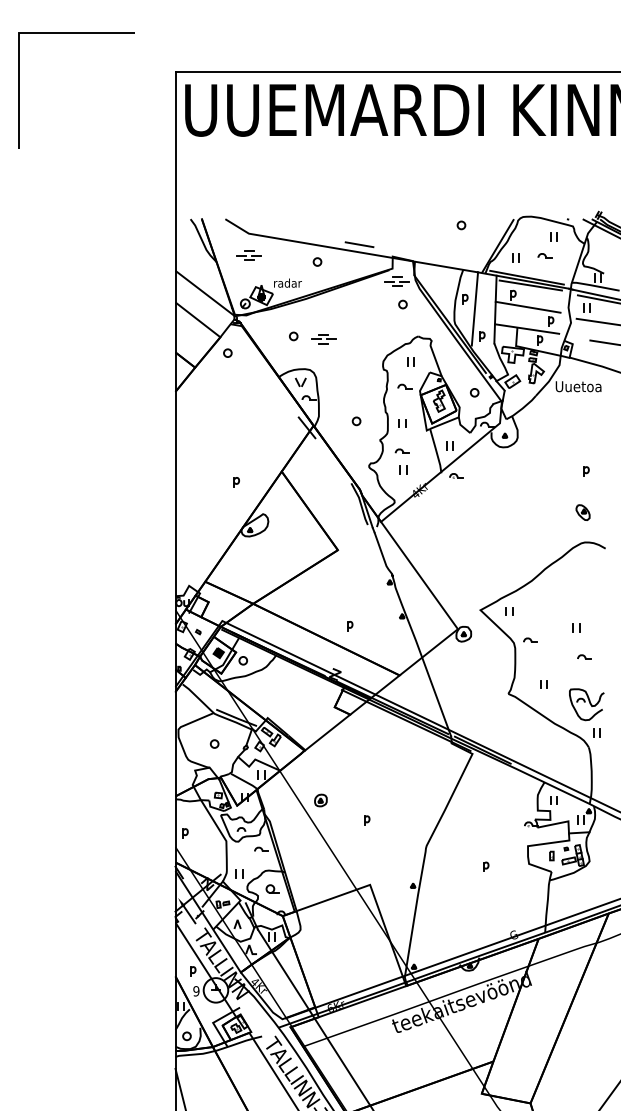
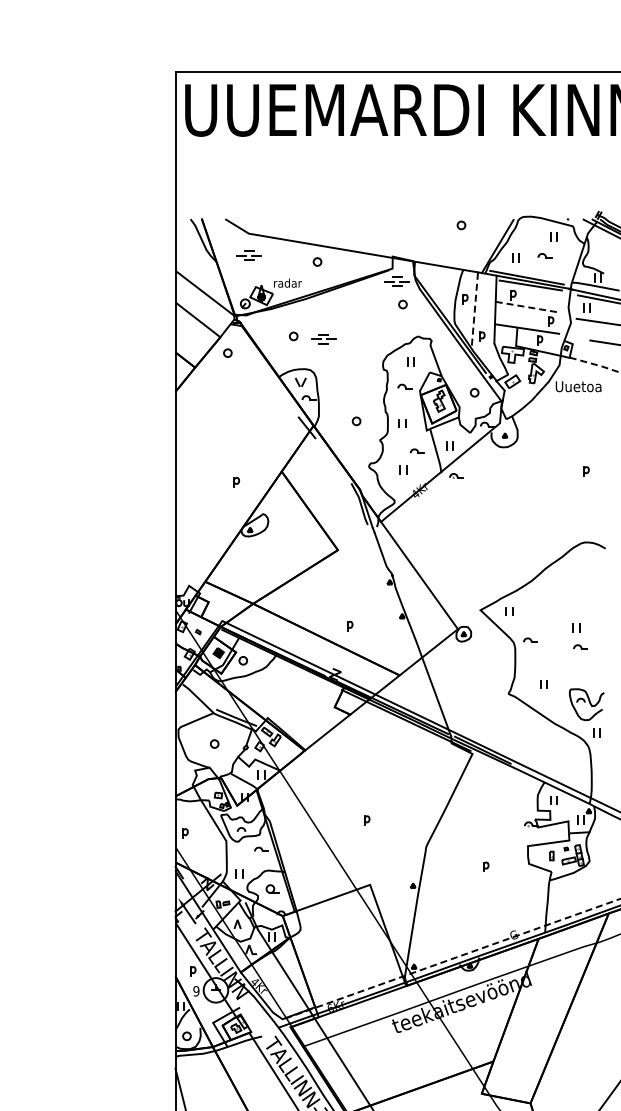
line: present -> none (76, 33)
line: present -> none (359, 244)
line: solid -> dashed (528, 307)
line: solid -> dashed (474, 308)
line: solid -> dashed (595, 364)
part position: (401, 450) -> (416, 450) (416, 450)
part: present -> none (582, 512)
part position: (584, 656) -> (580, 646) (580, 646)
part: present -> none (320, 800)
line: solid -> dashed (452, 958)
